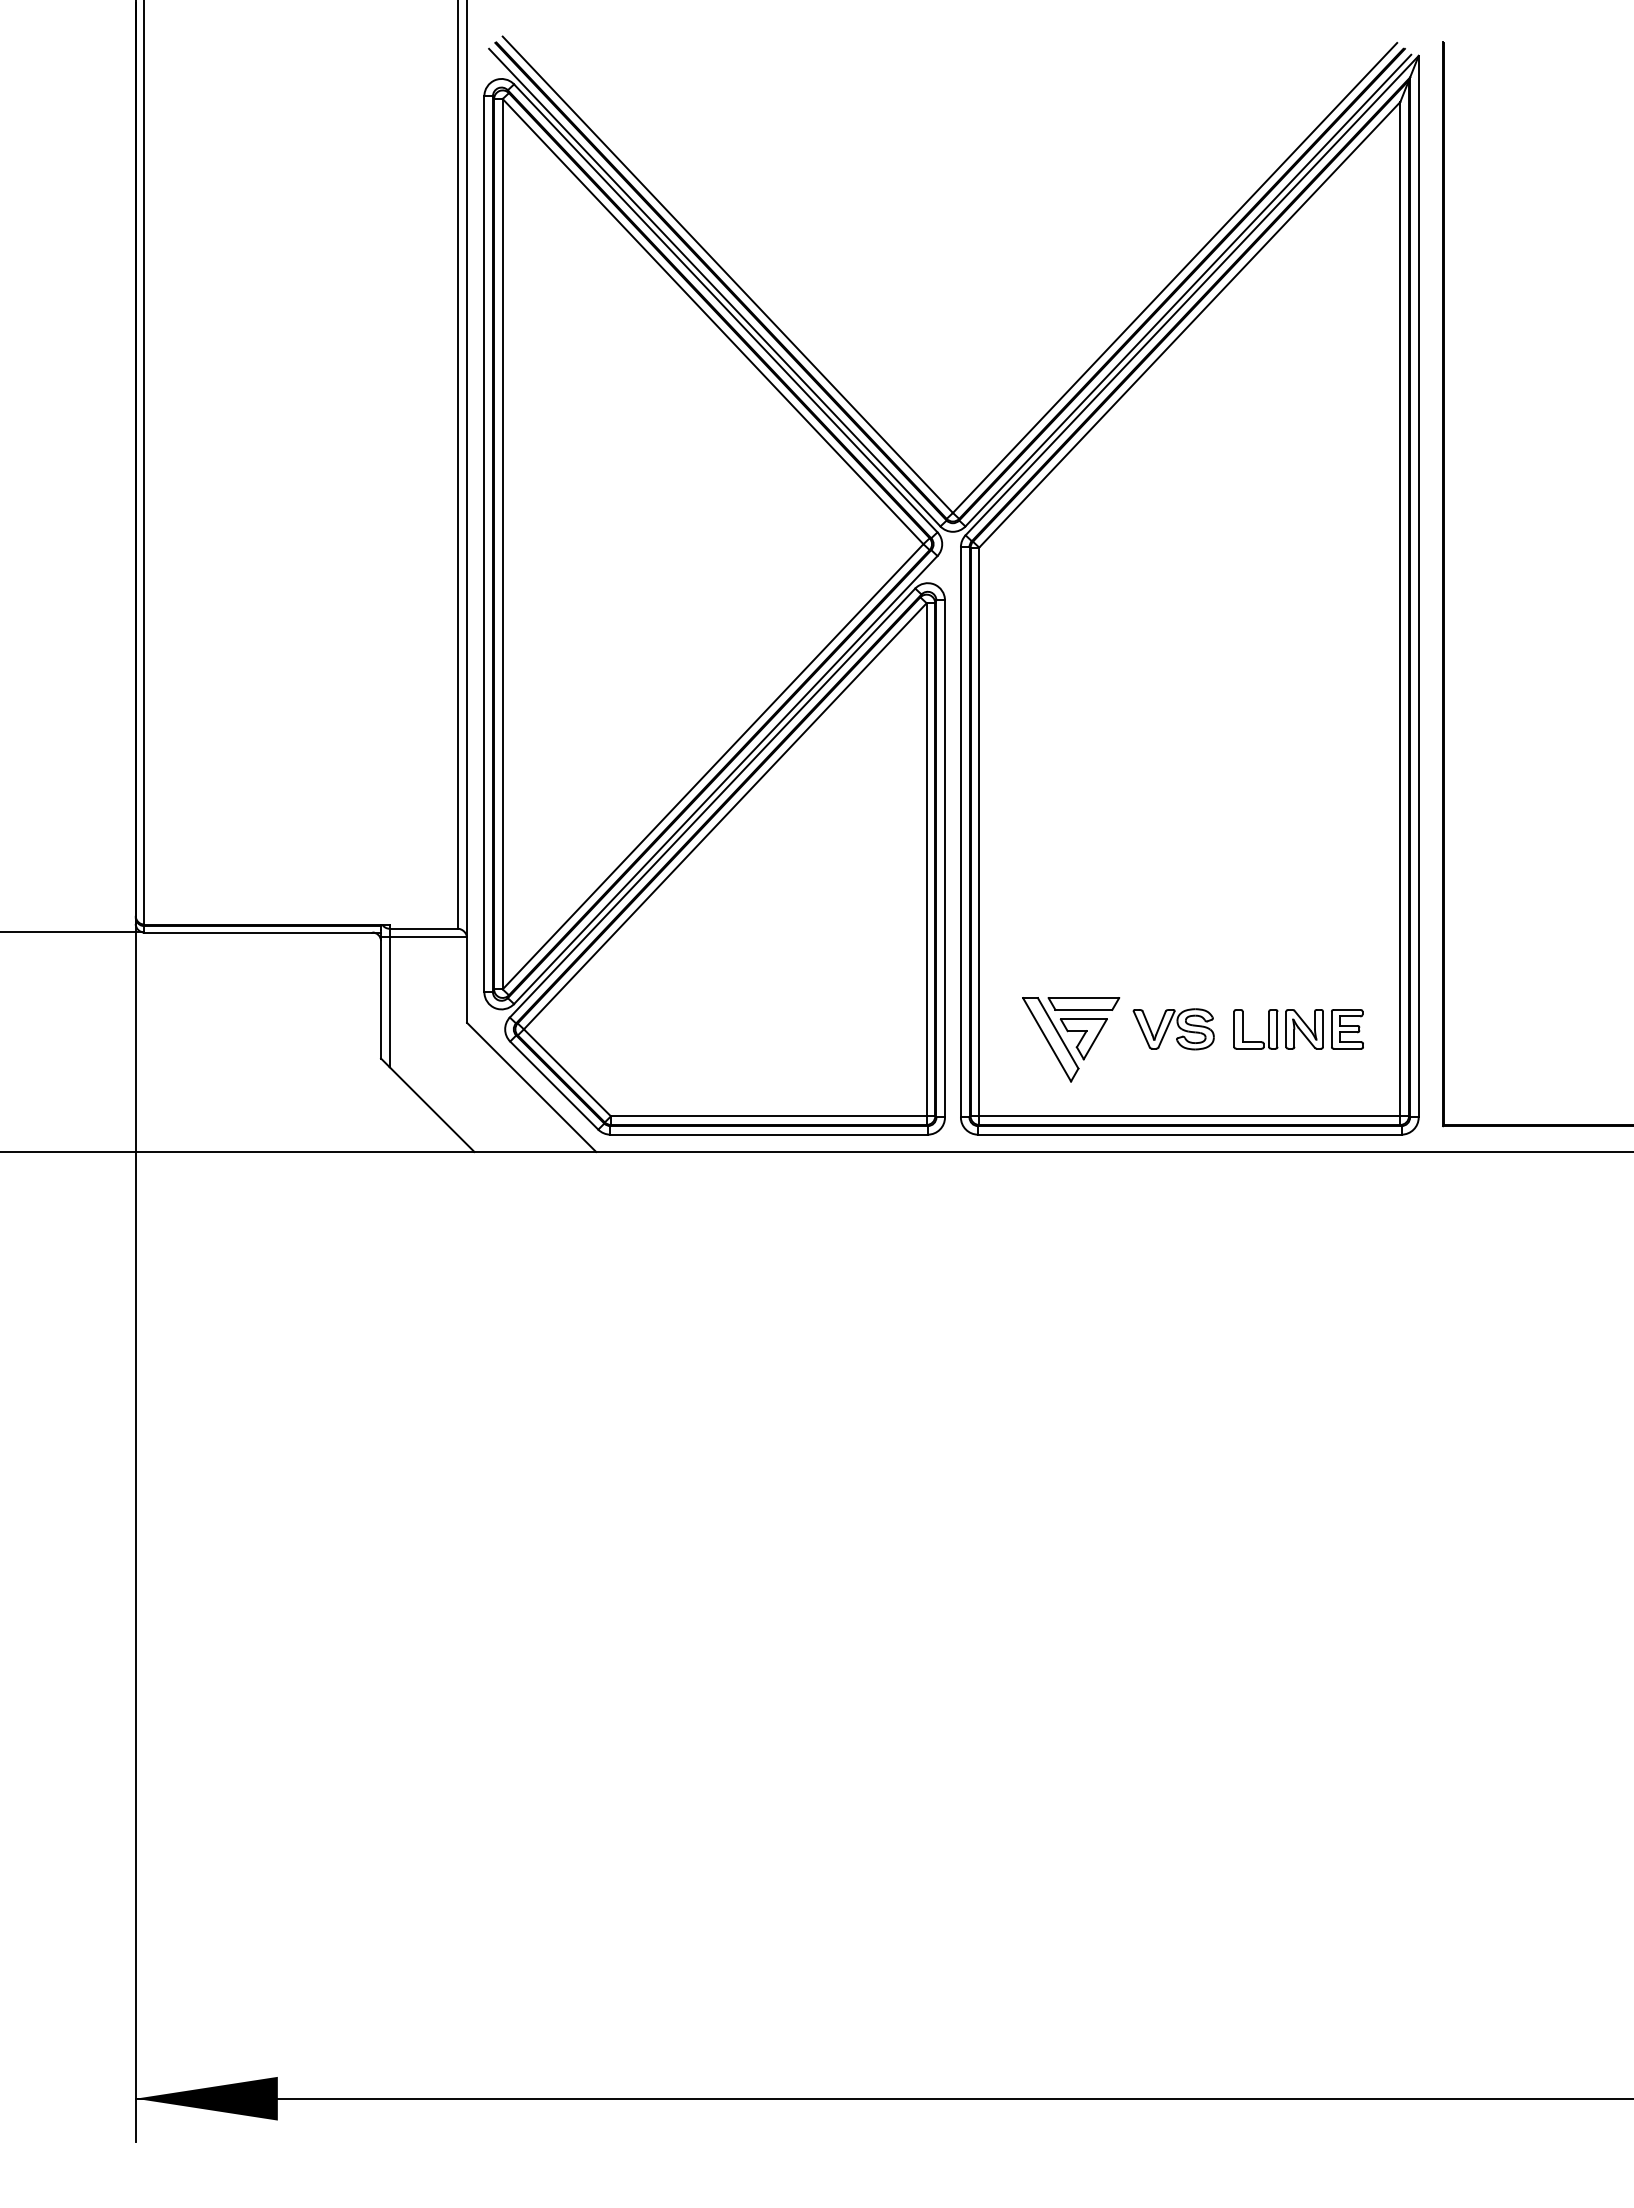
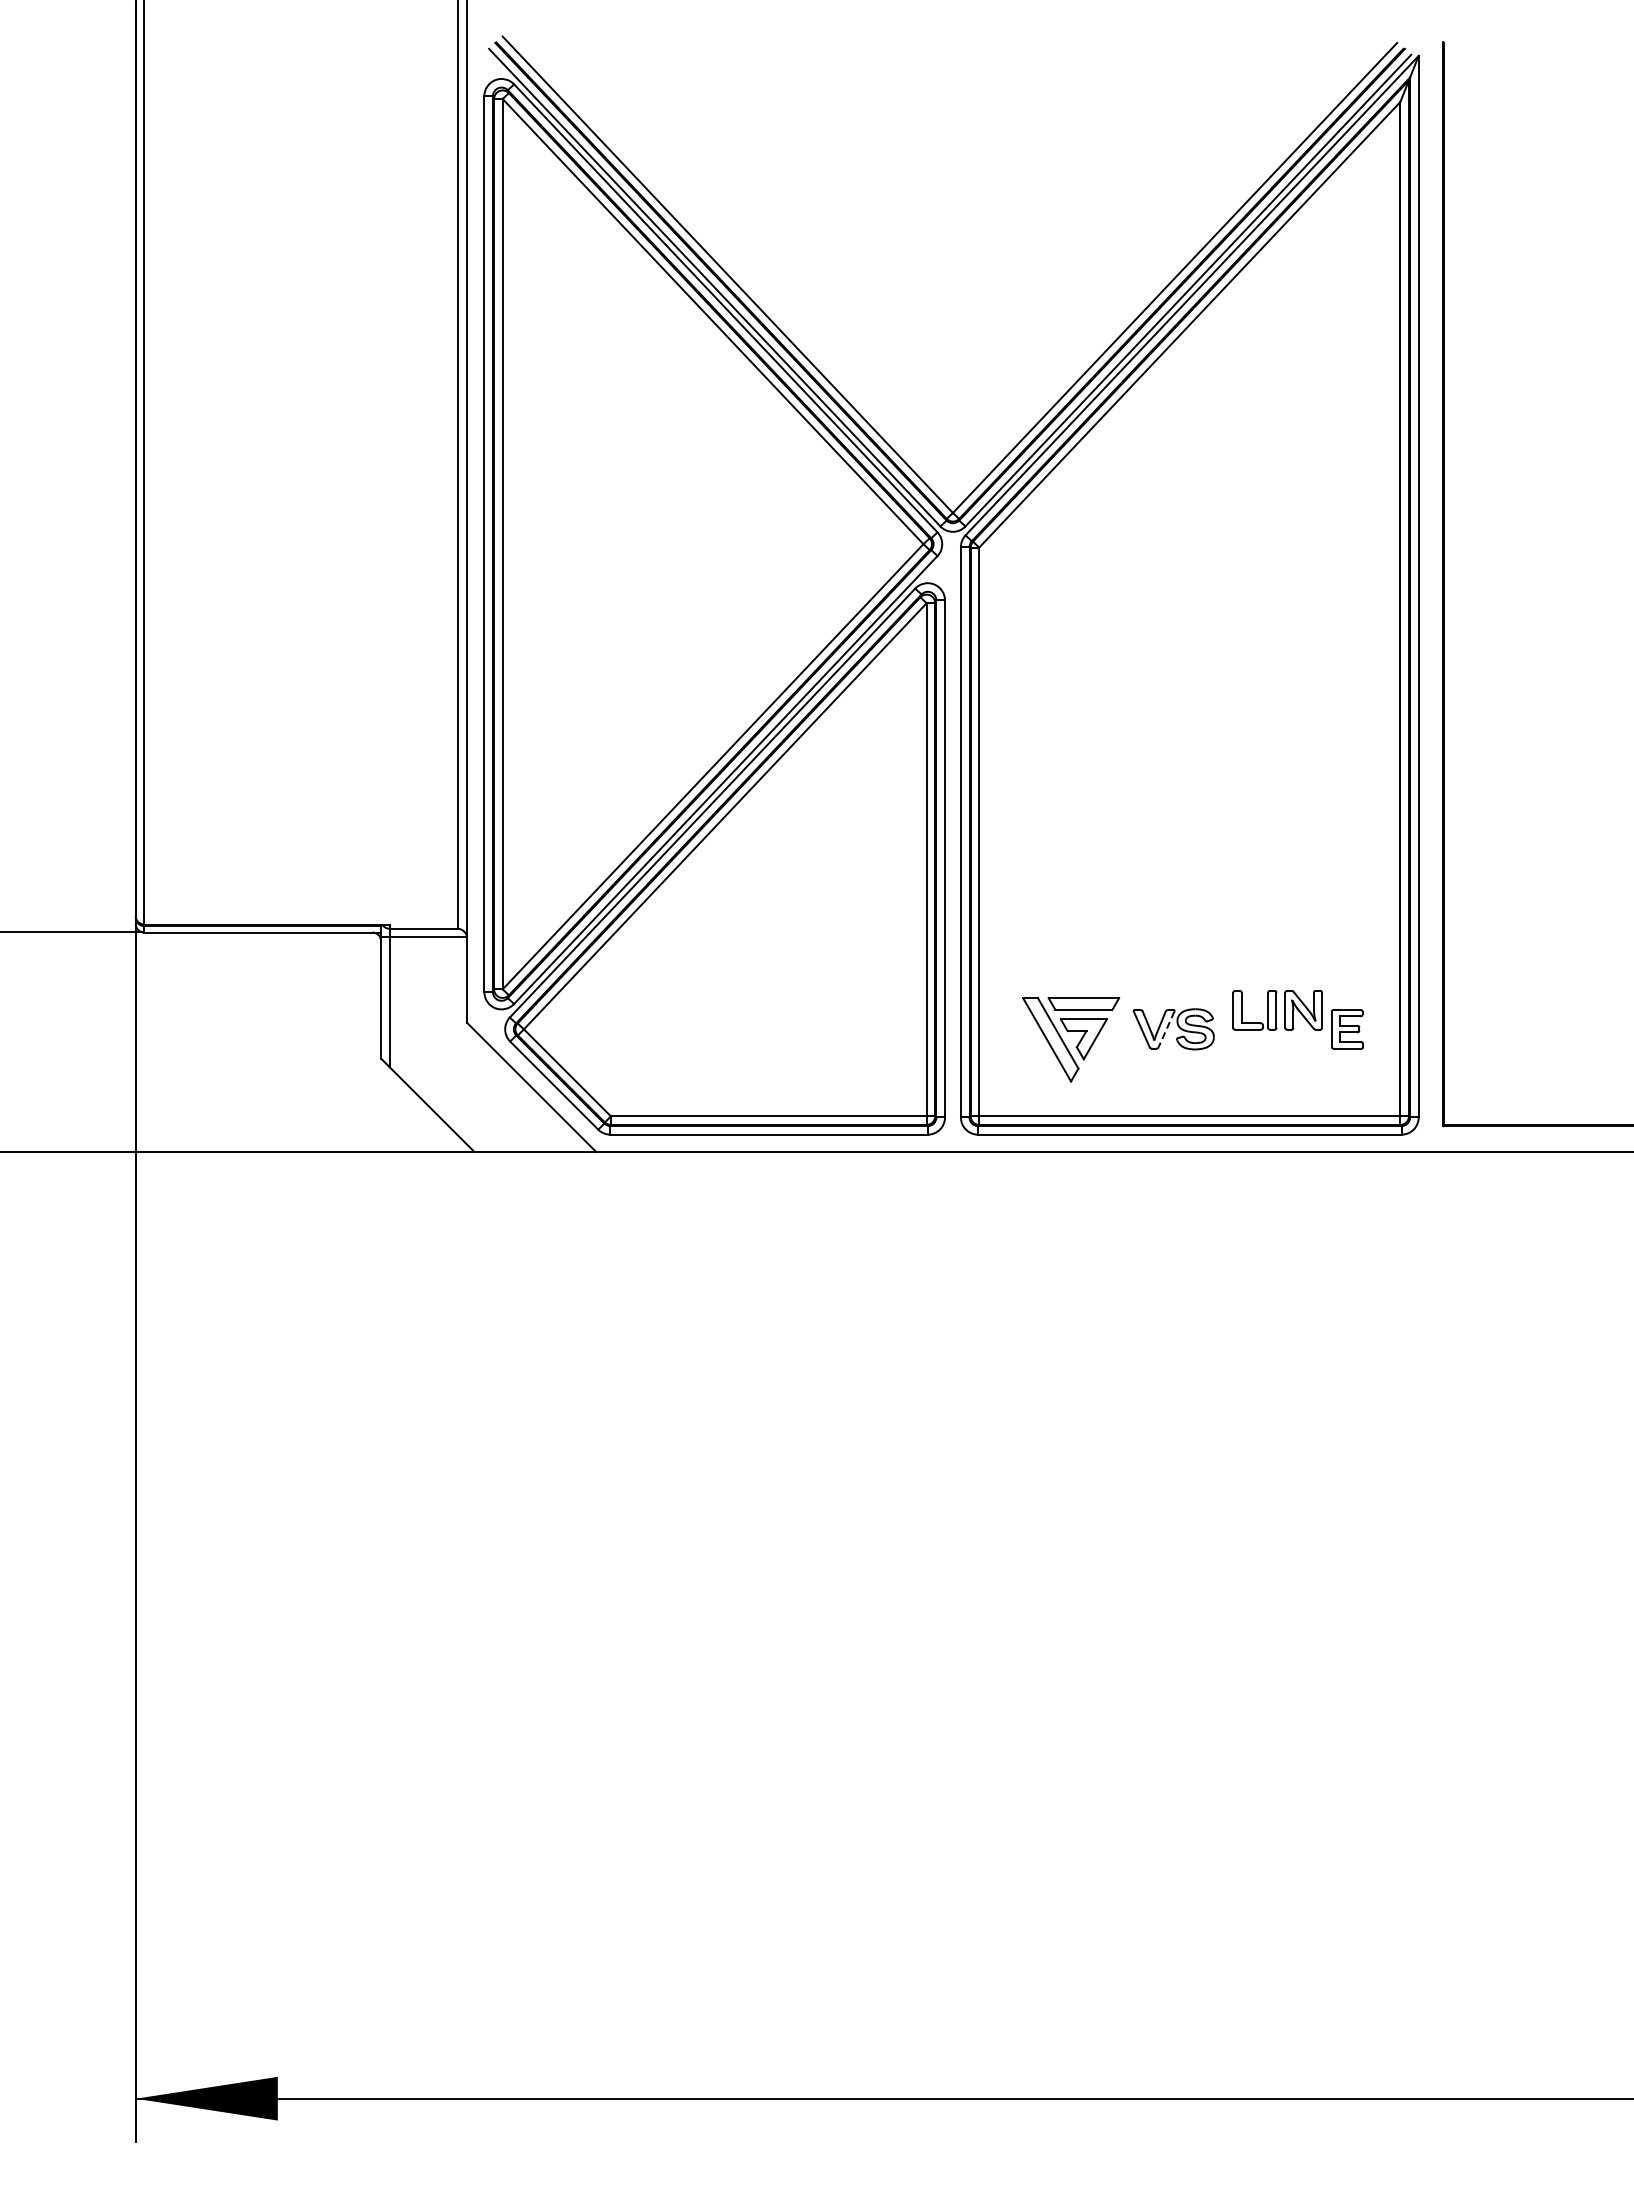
line: solid -> dashed (1166, 1029)
part position: (1278, 1029) -> (1277, 1010) (1277, 1010)
